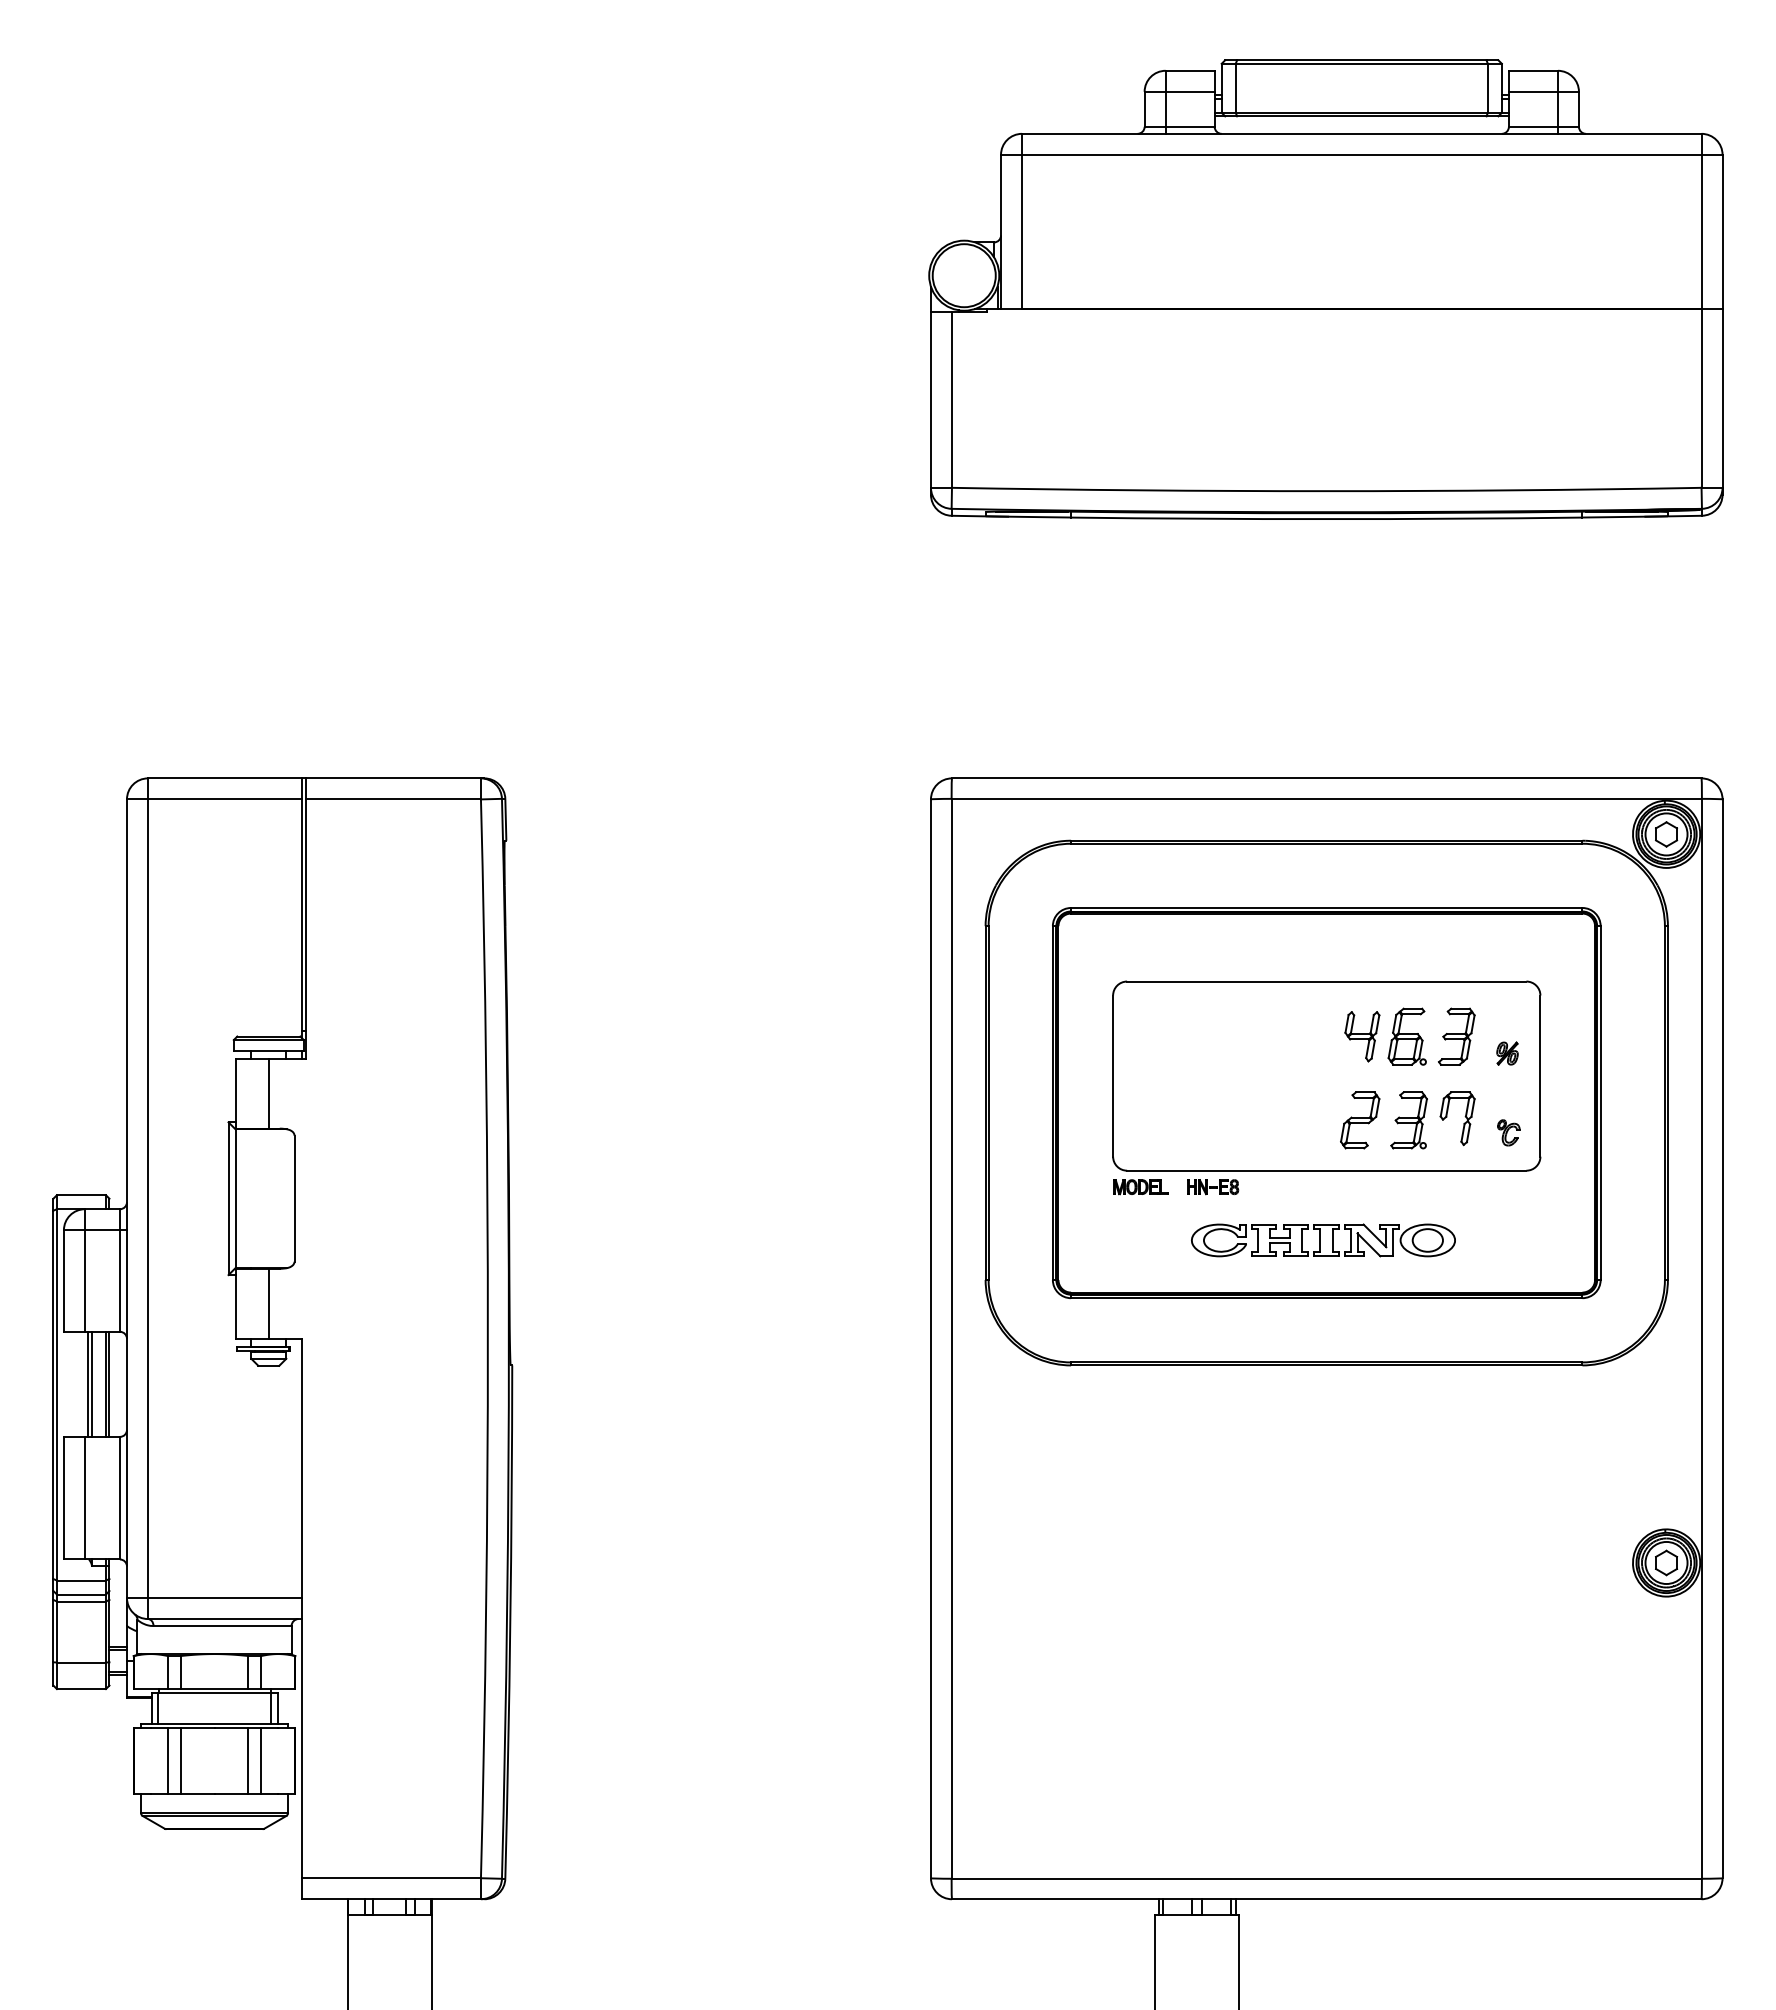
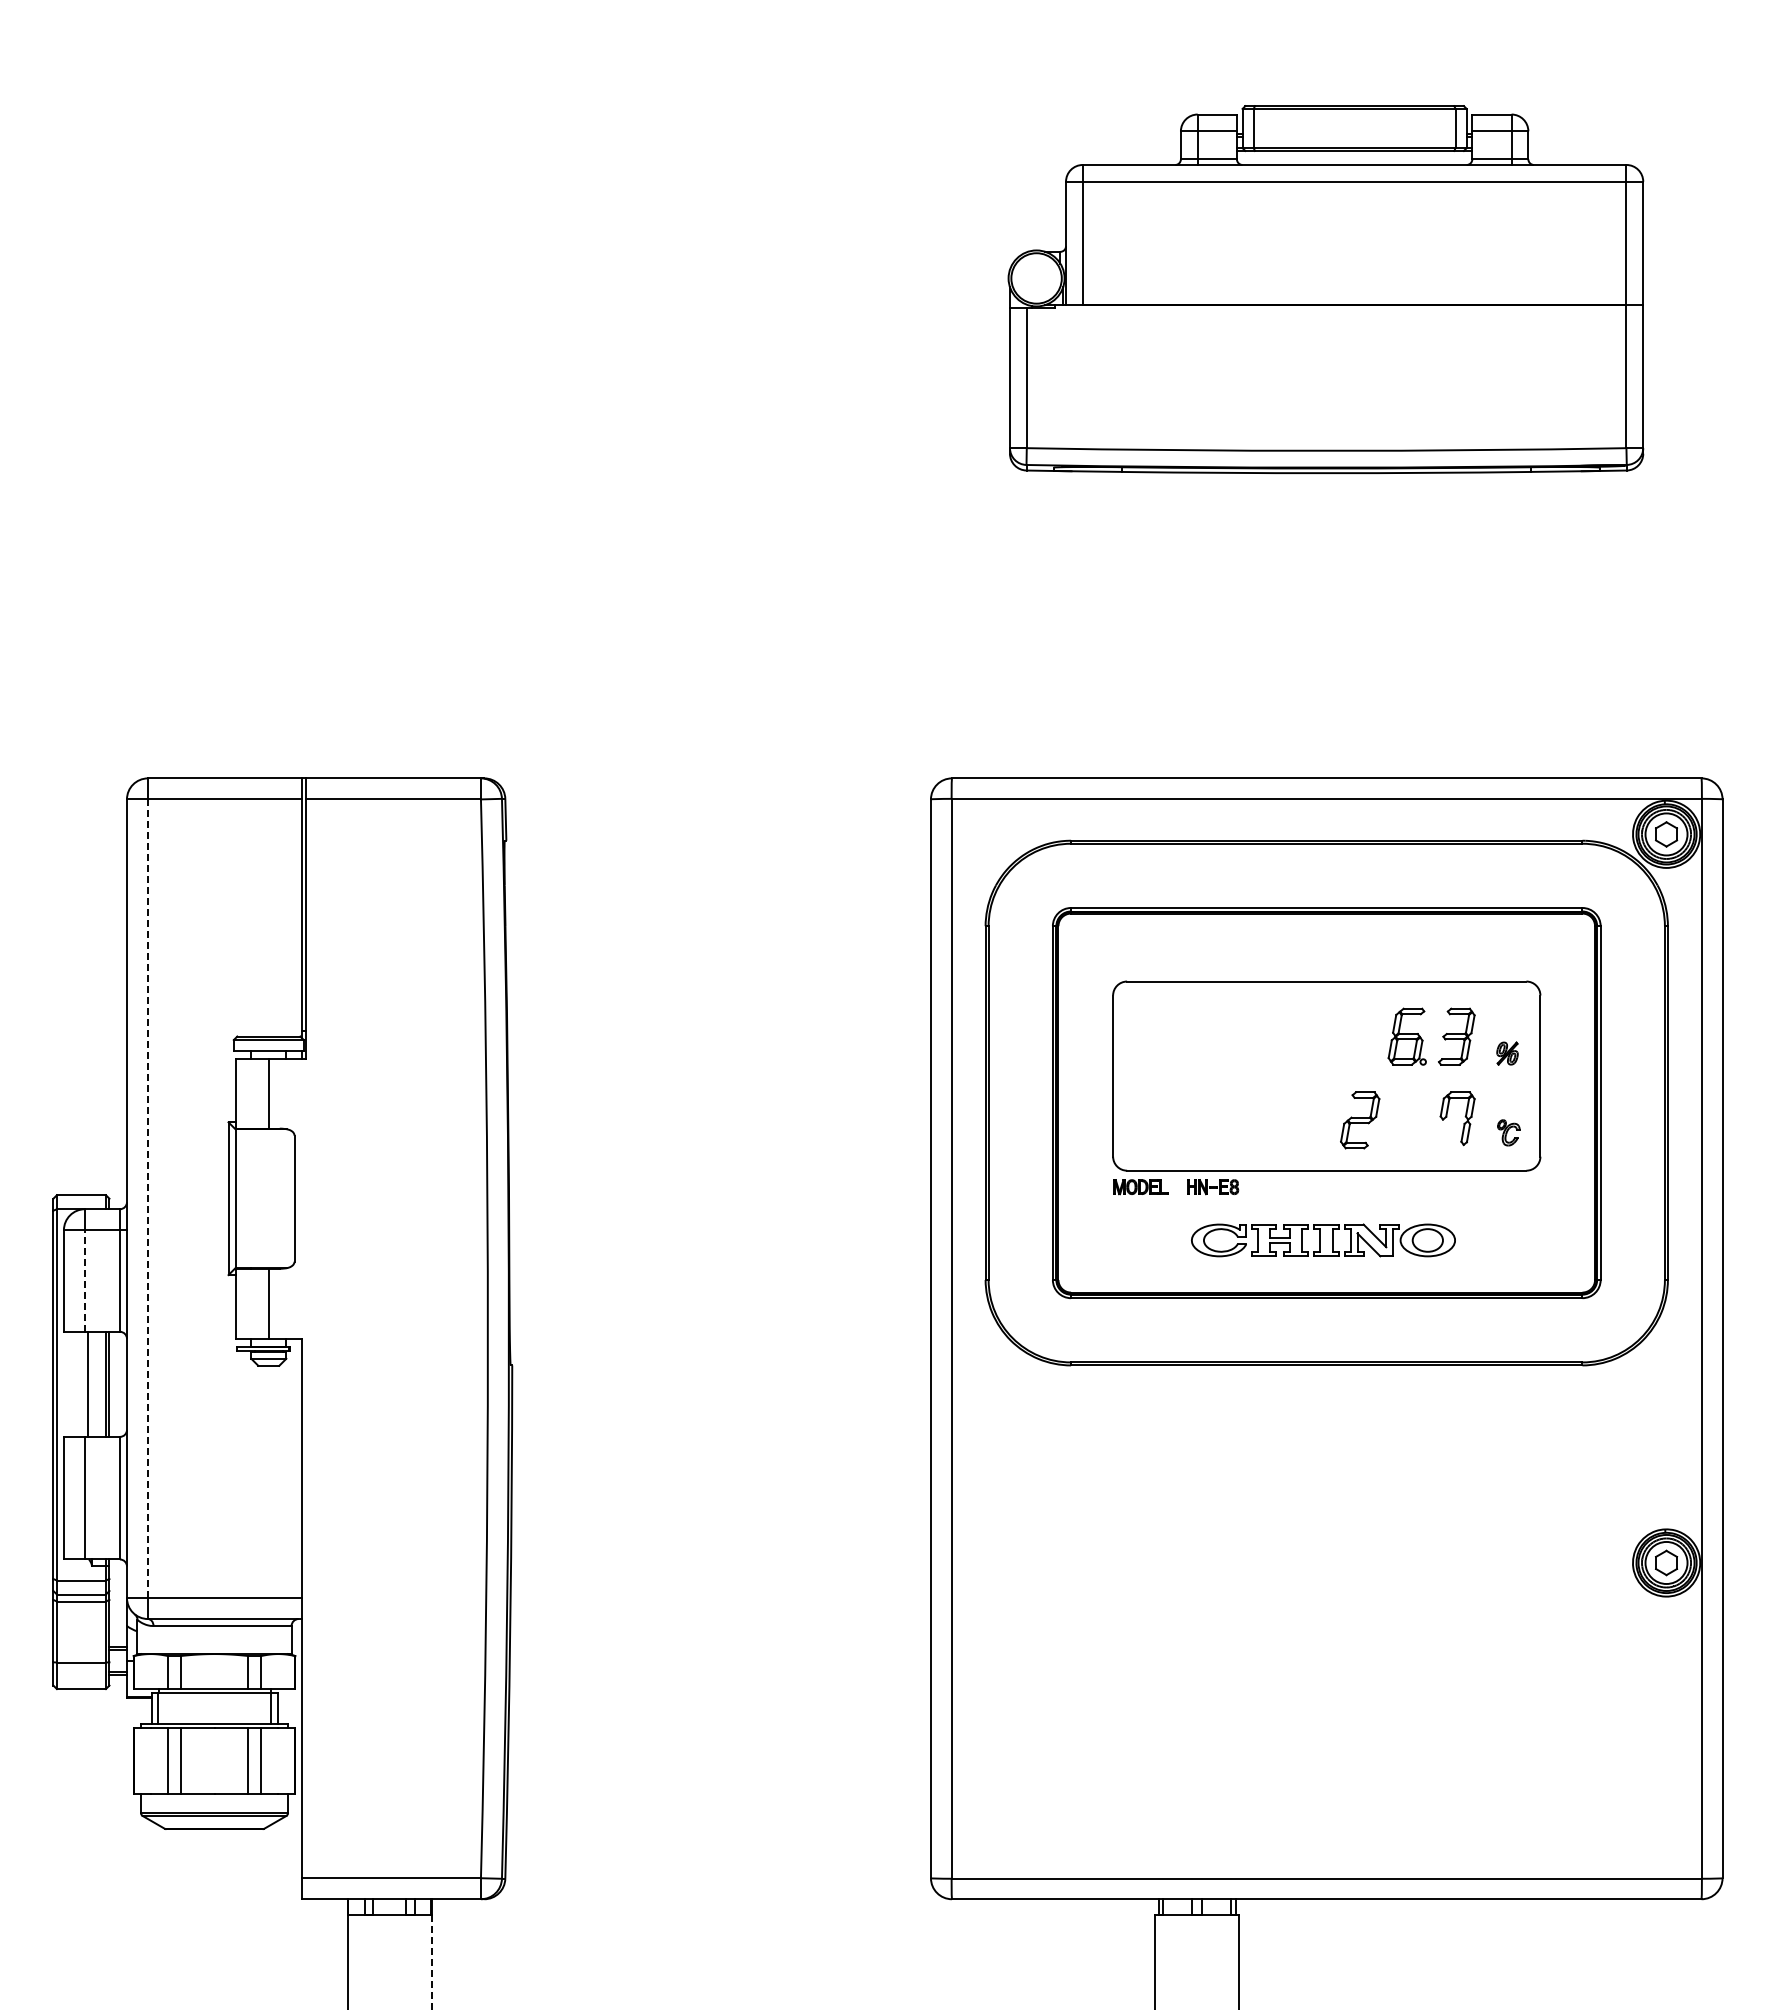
part size: 796x461 px -> 638x369 px (1325, 289)
part: present -> none (1362, 1036)
part: present -> none (1408, 1120)
line: solid -> dashed (148, 1198)
line: solid -> dashed (84, 1281)
line: present -> none (91, 1383)
line: solid -> dashed (431, 1962)
